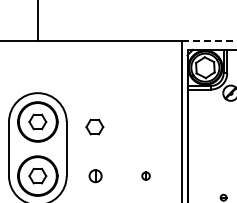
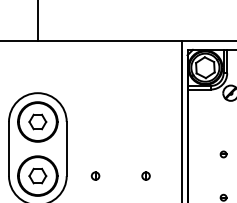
line: dashed -> solid (210, 40)
part: present -> none (94, 126)
part: none -> present (223, 154)
part size: 15x15 px -> 11x10 px (95, 175)
